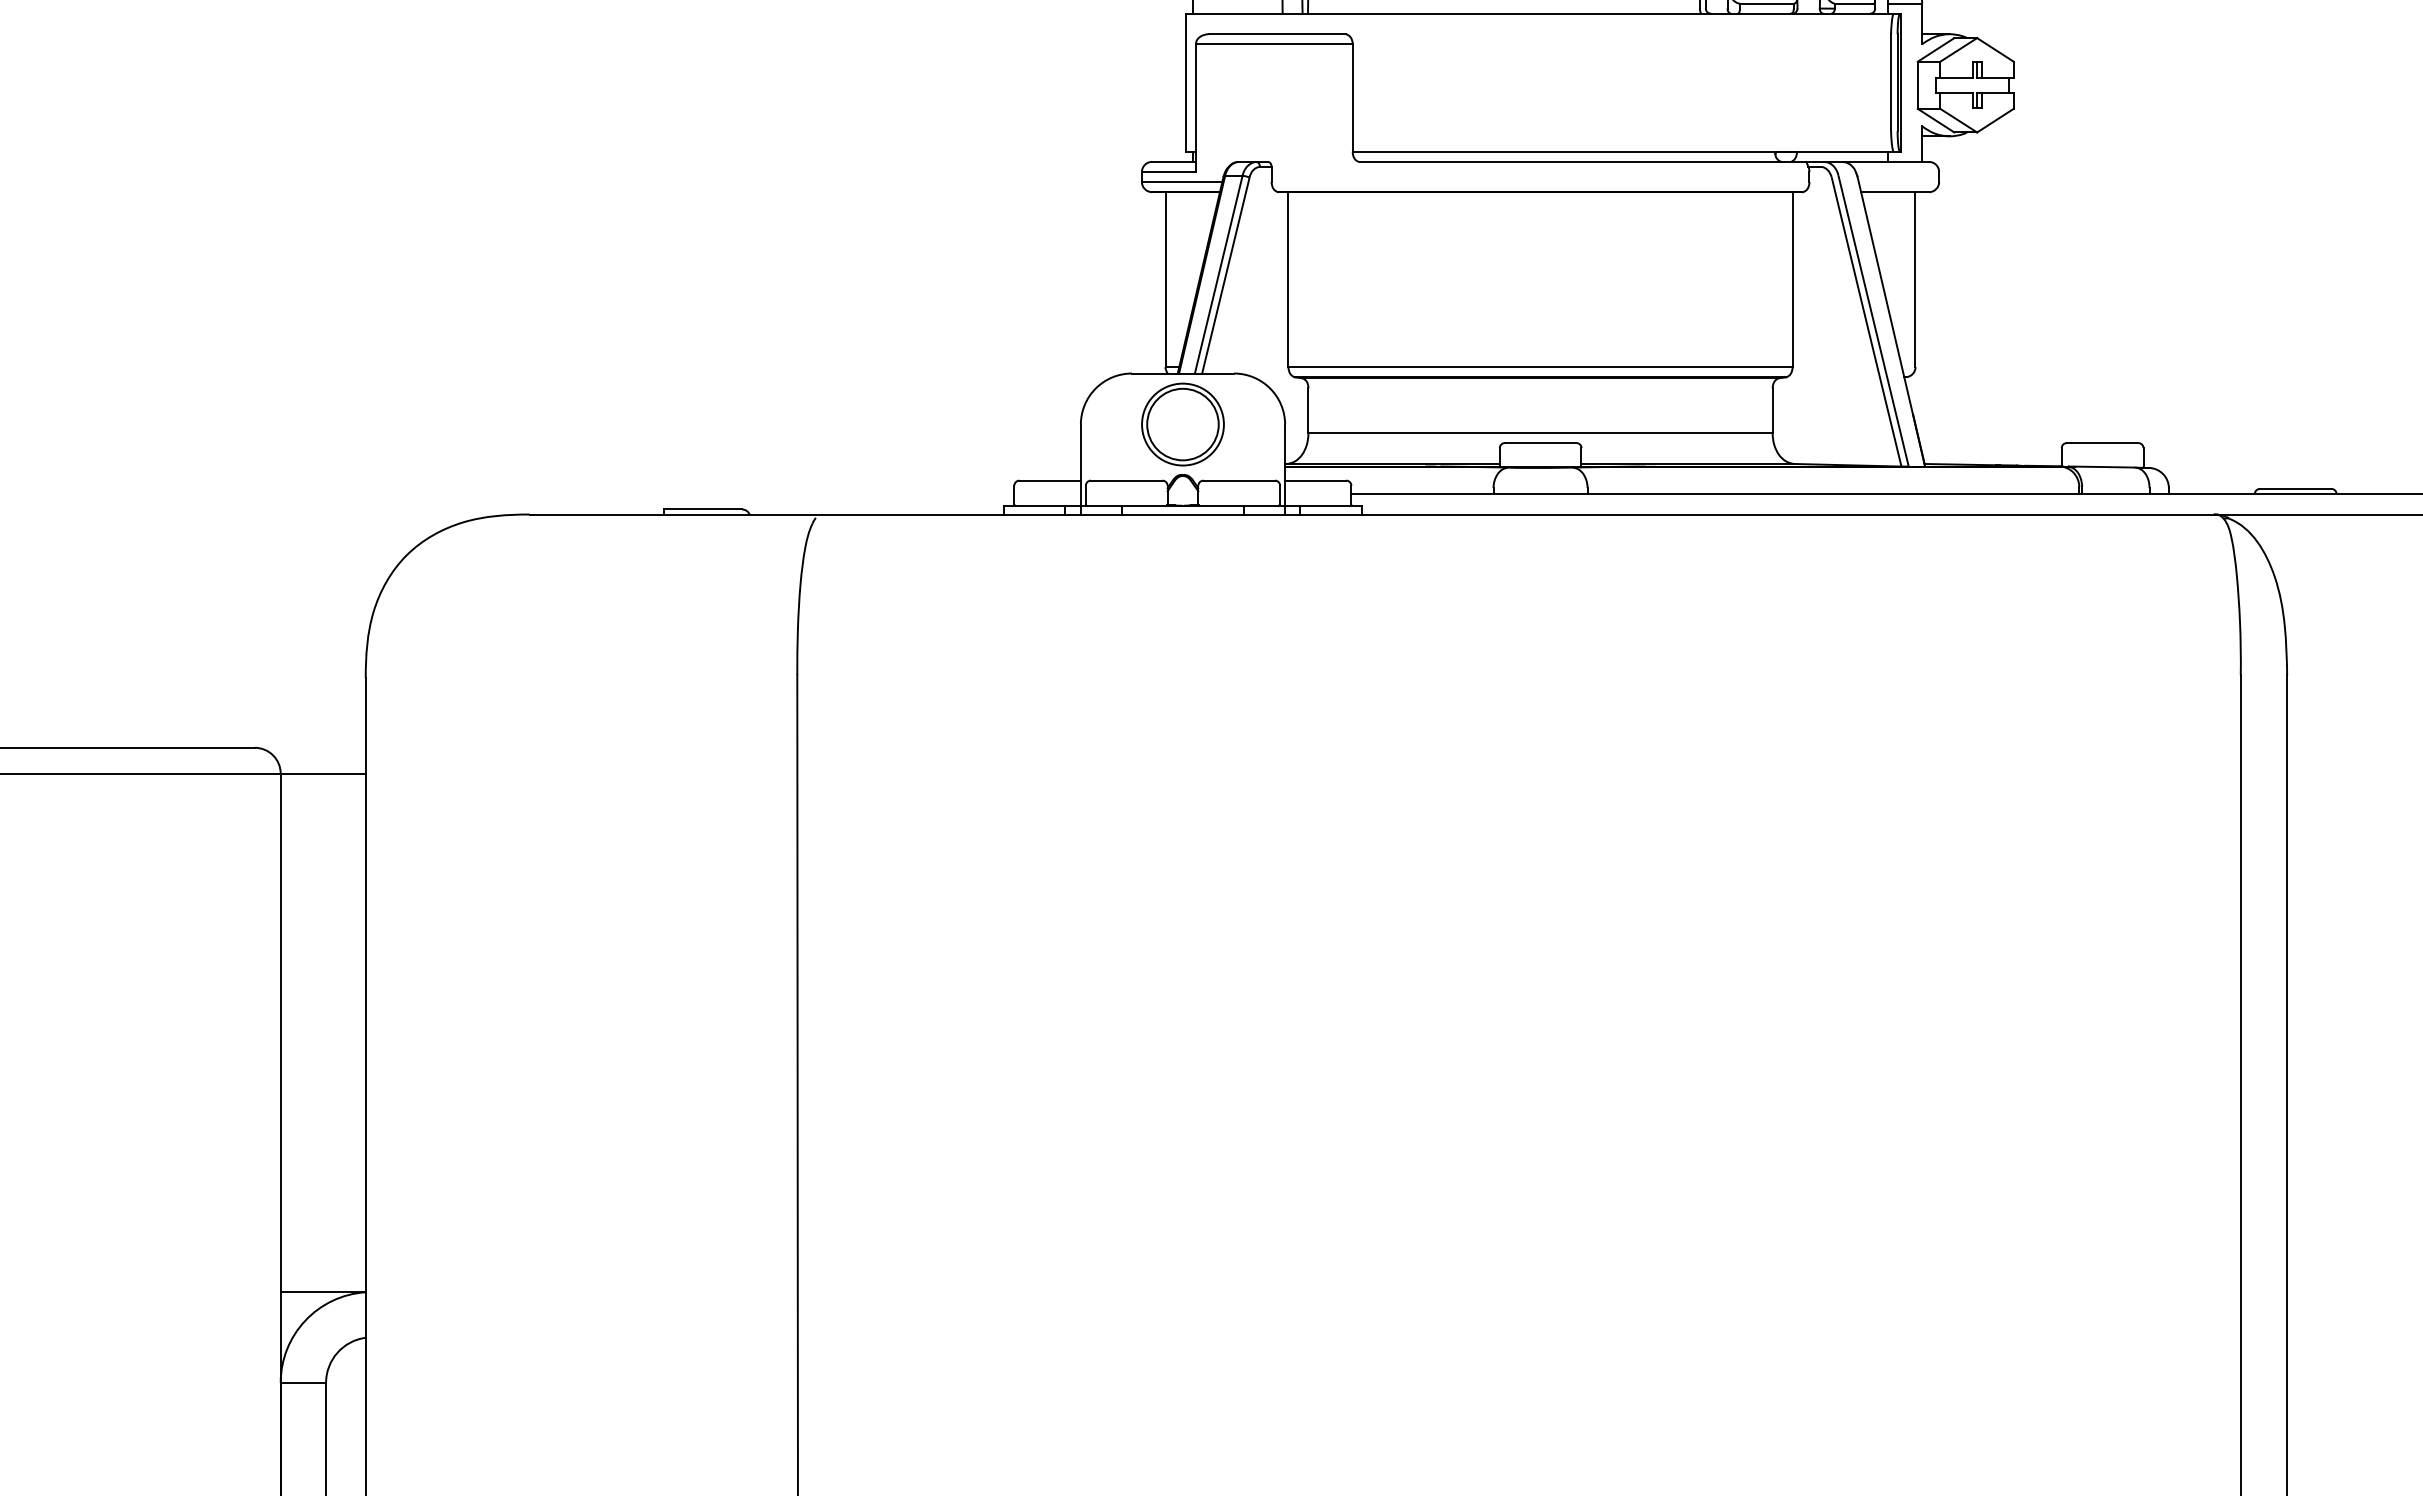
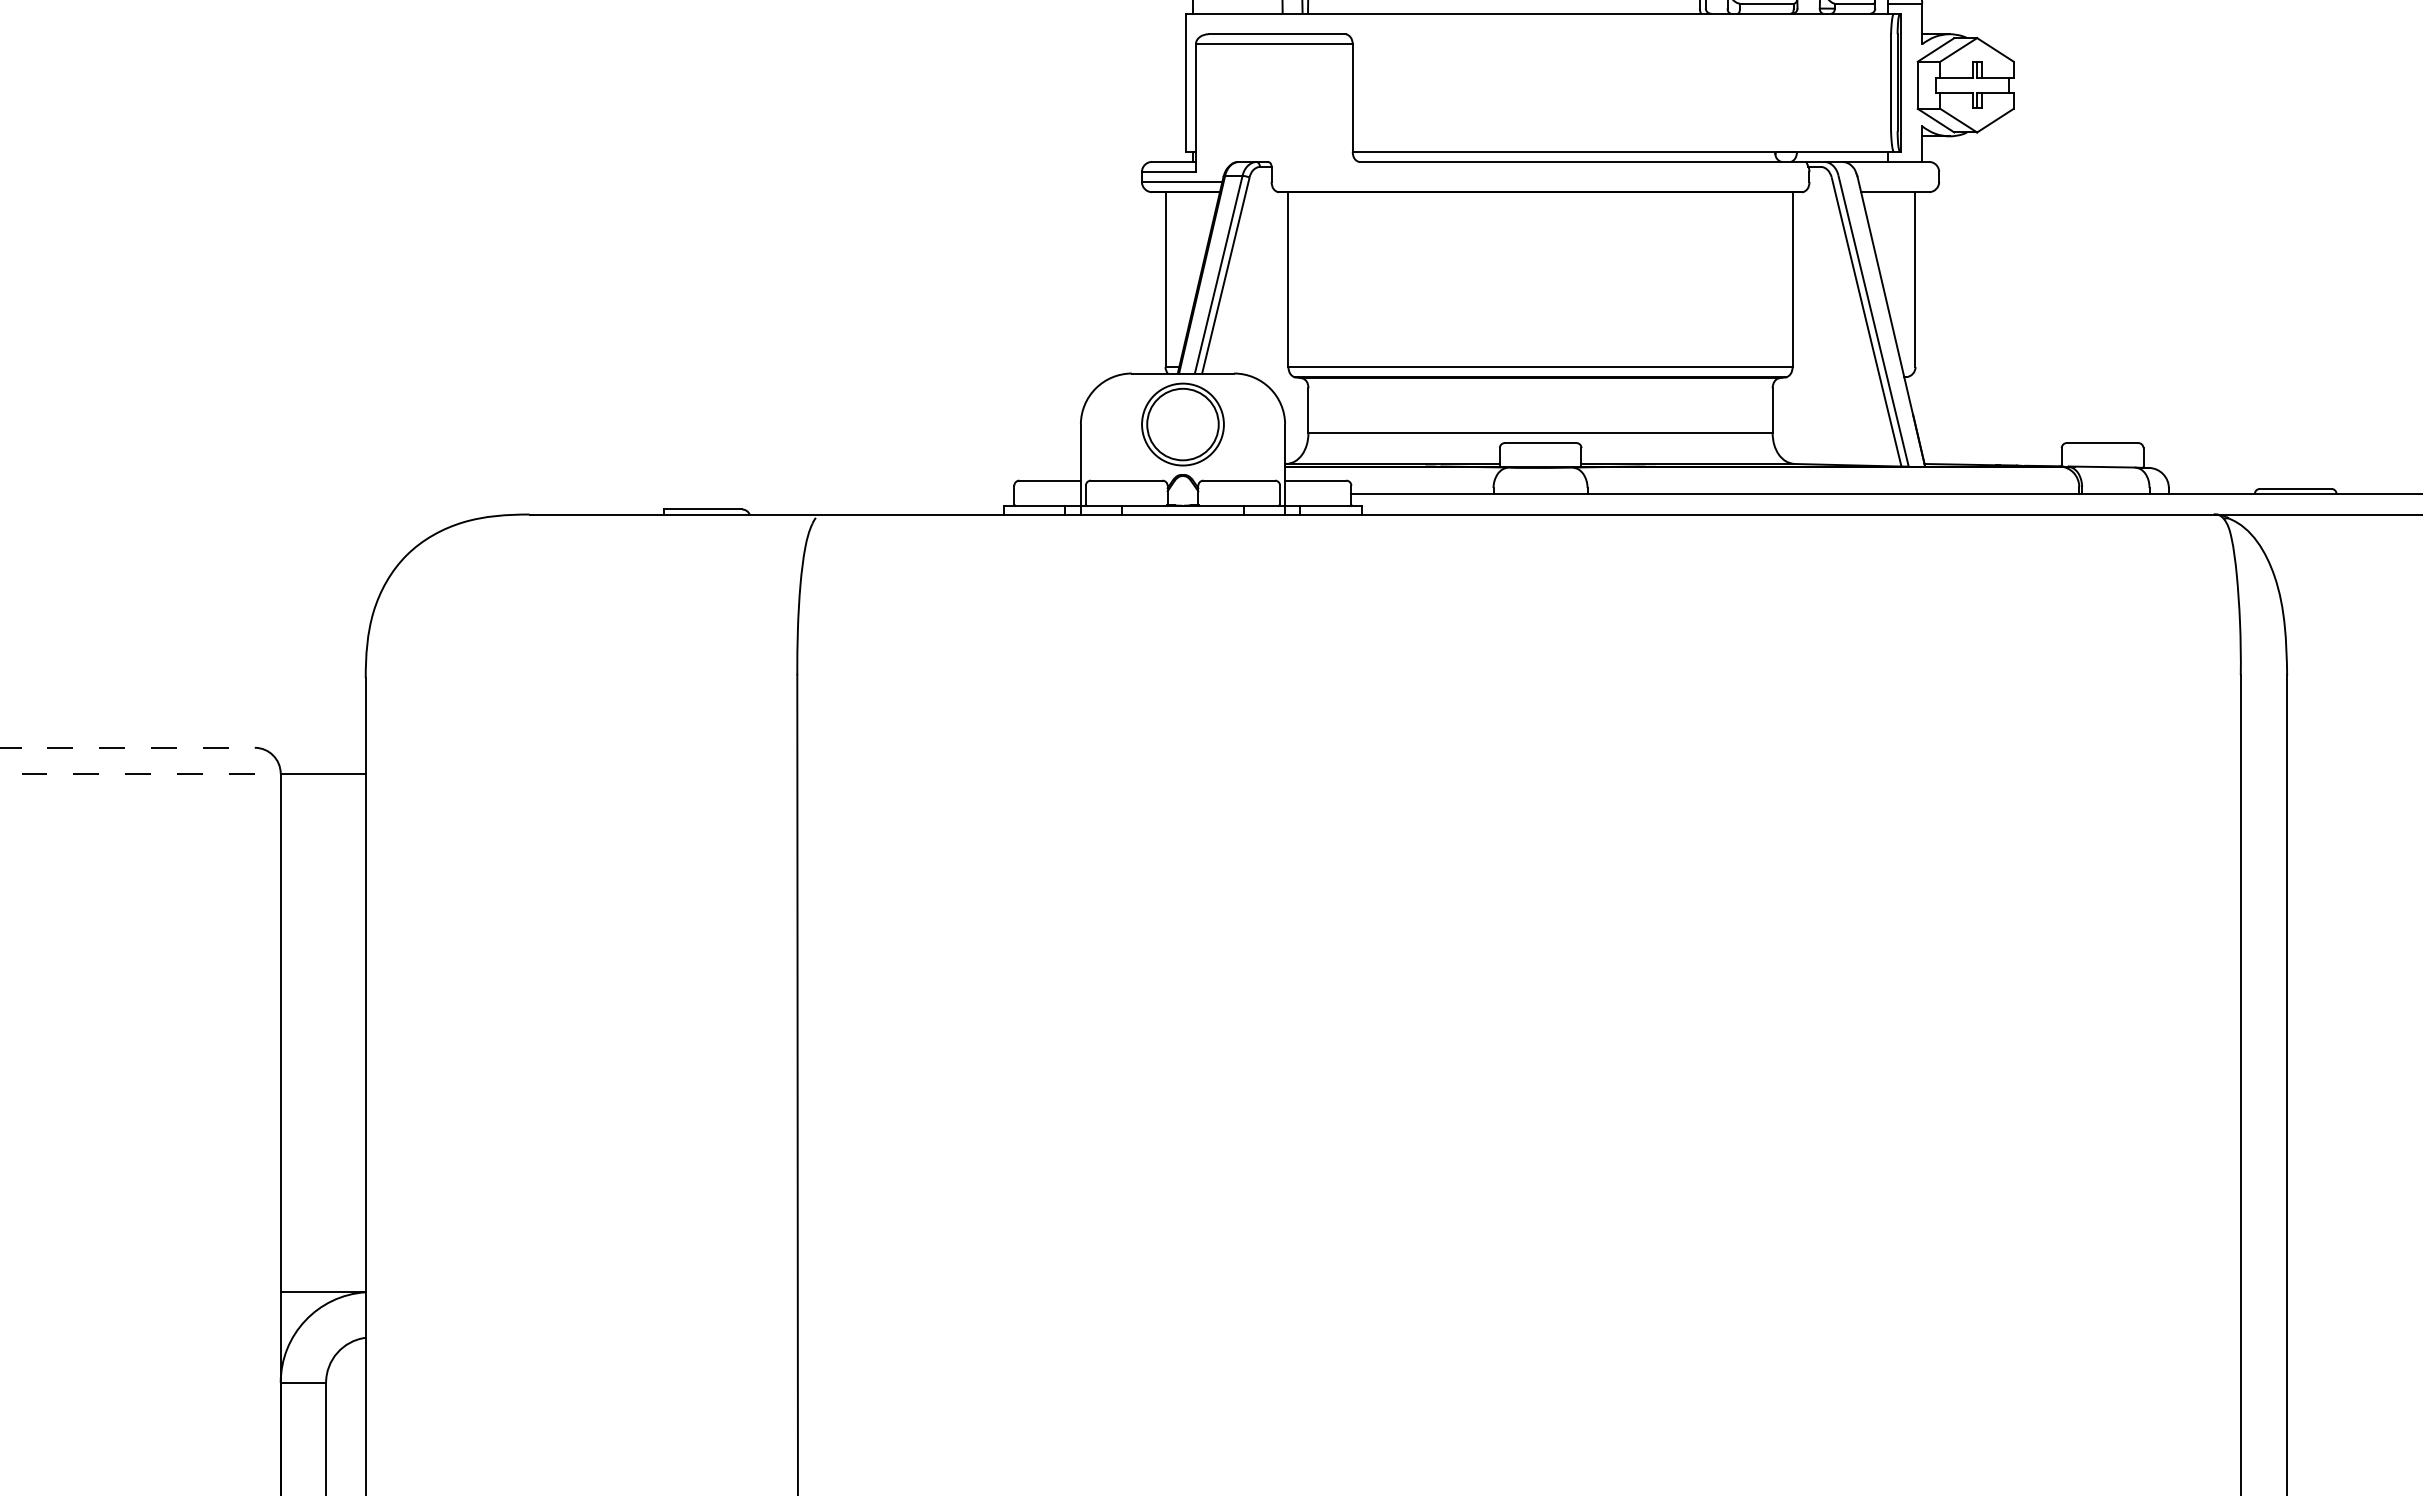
line: solid -> dashed (127, 747)
line: solid -> dashed (140, 773)
